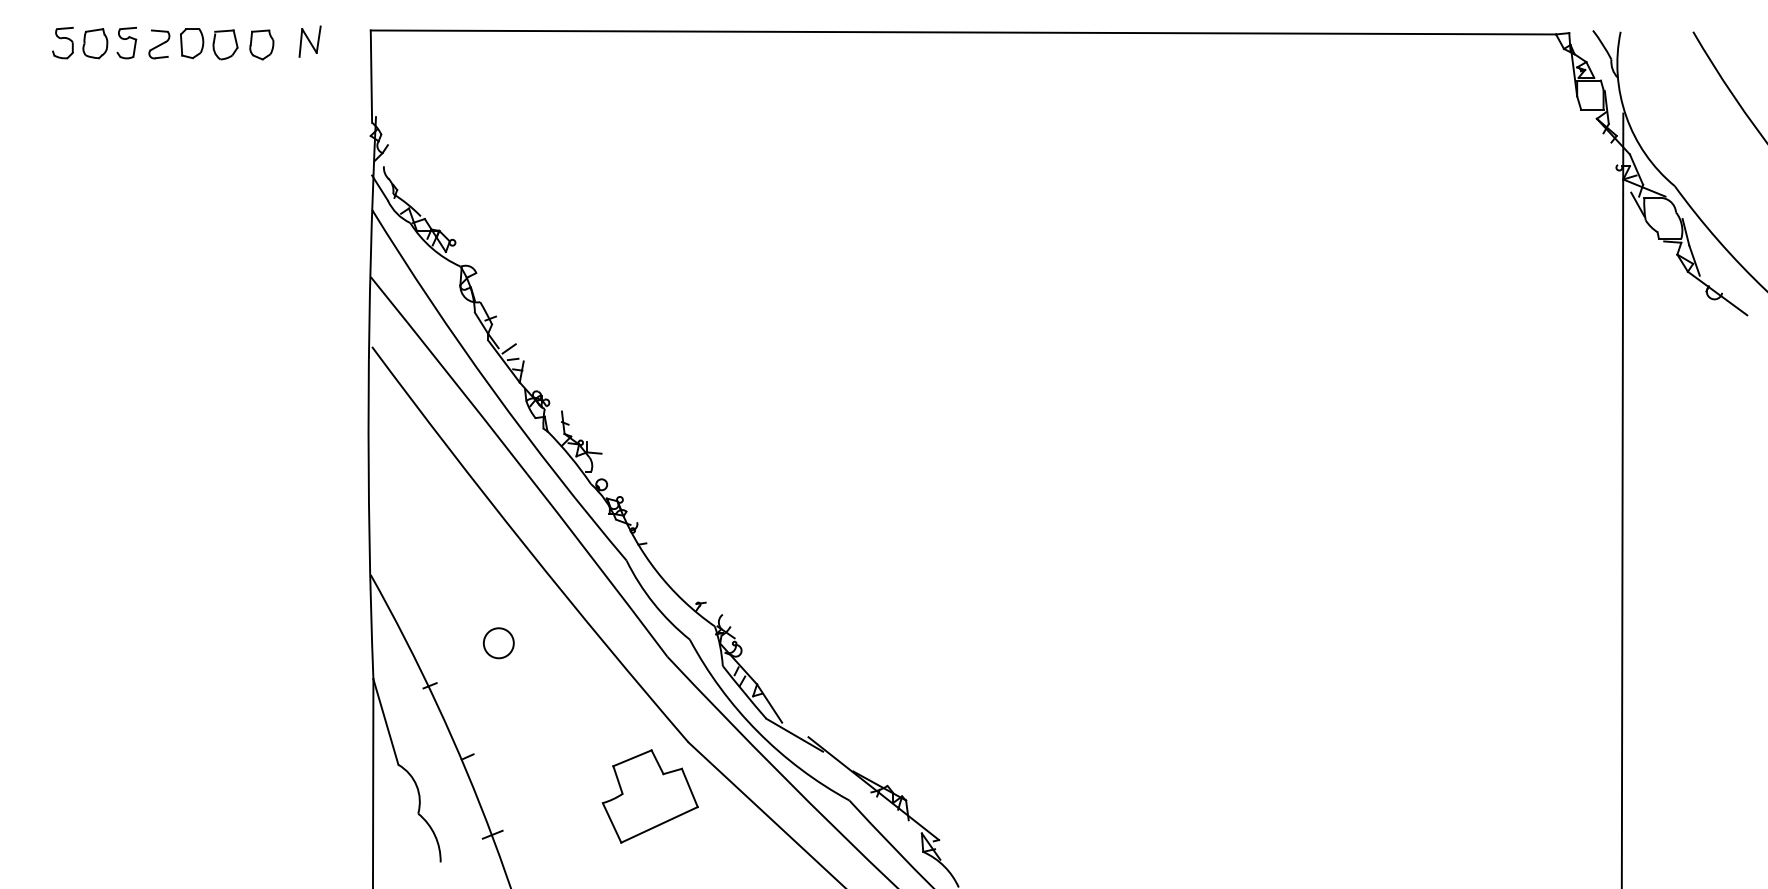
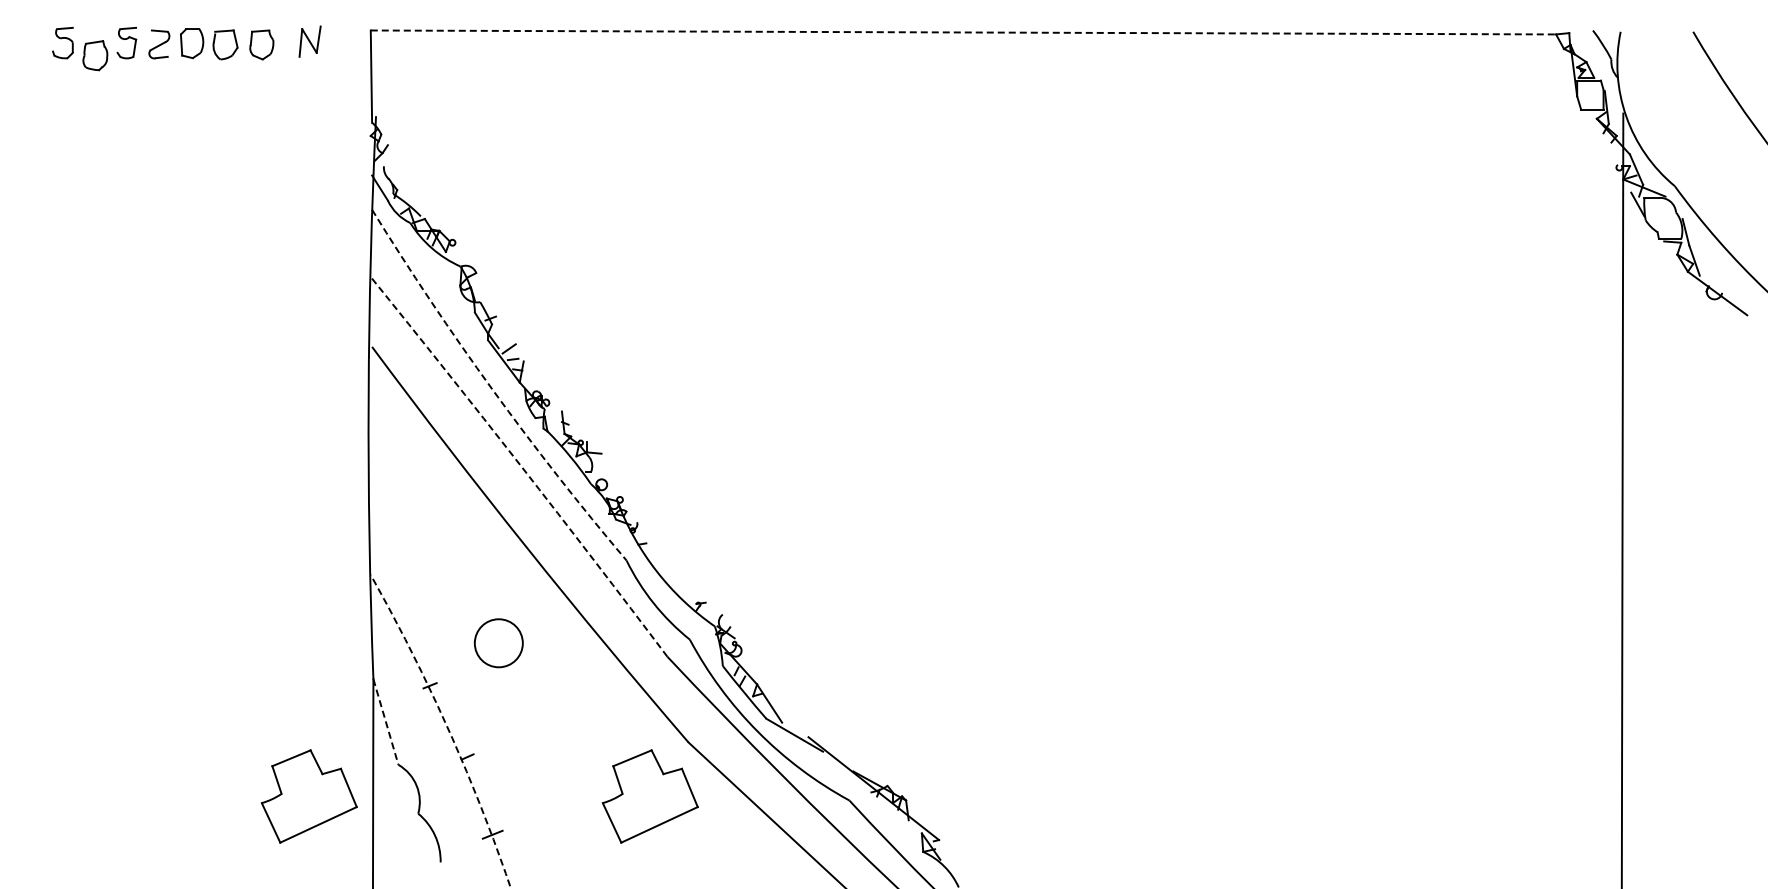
line: solid -> dashed (963, 32)
part position: (95, 43) -> (95, 55) (95, 55)
arc: solid -> dashed (492, 389)
arc: solid -> dashed (520, 465)
circle diameter: 30 px -> 48 px (498, 643)
line: solid -> dashed (385, 722)
arc: solid -> dashed (447, 727)
part: none -> present (308, 796)
